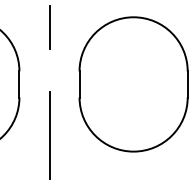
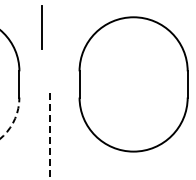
line position: (49, 27) -> (41, 27) (41, 27)
arc: solid -> dashed (14, 120)
line: solid -> dashed (49, 135)
